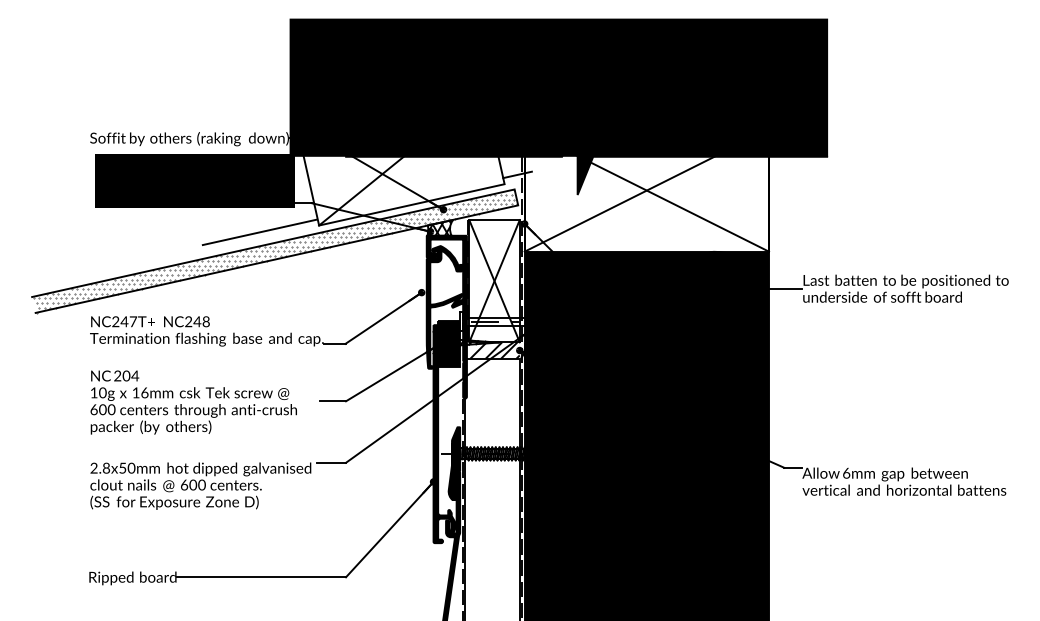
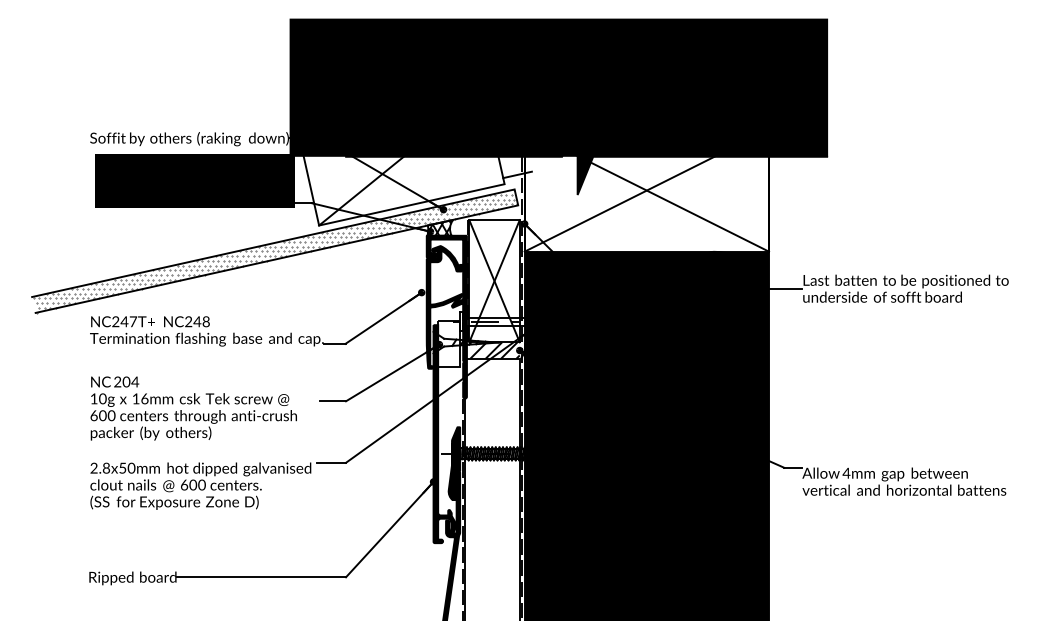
line: present -> none (259, 232)
fill: present -> none (448, 343)
text position: (193, 402) -> (193, 408) (193, 408)
text: 6mm -> 4mm (846, 473)
